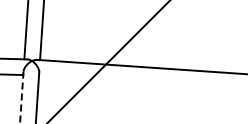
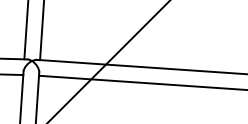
line: none -> present (141, 82)
line: dashed -> solid (21, 97)
